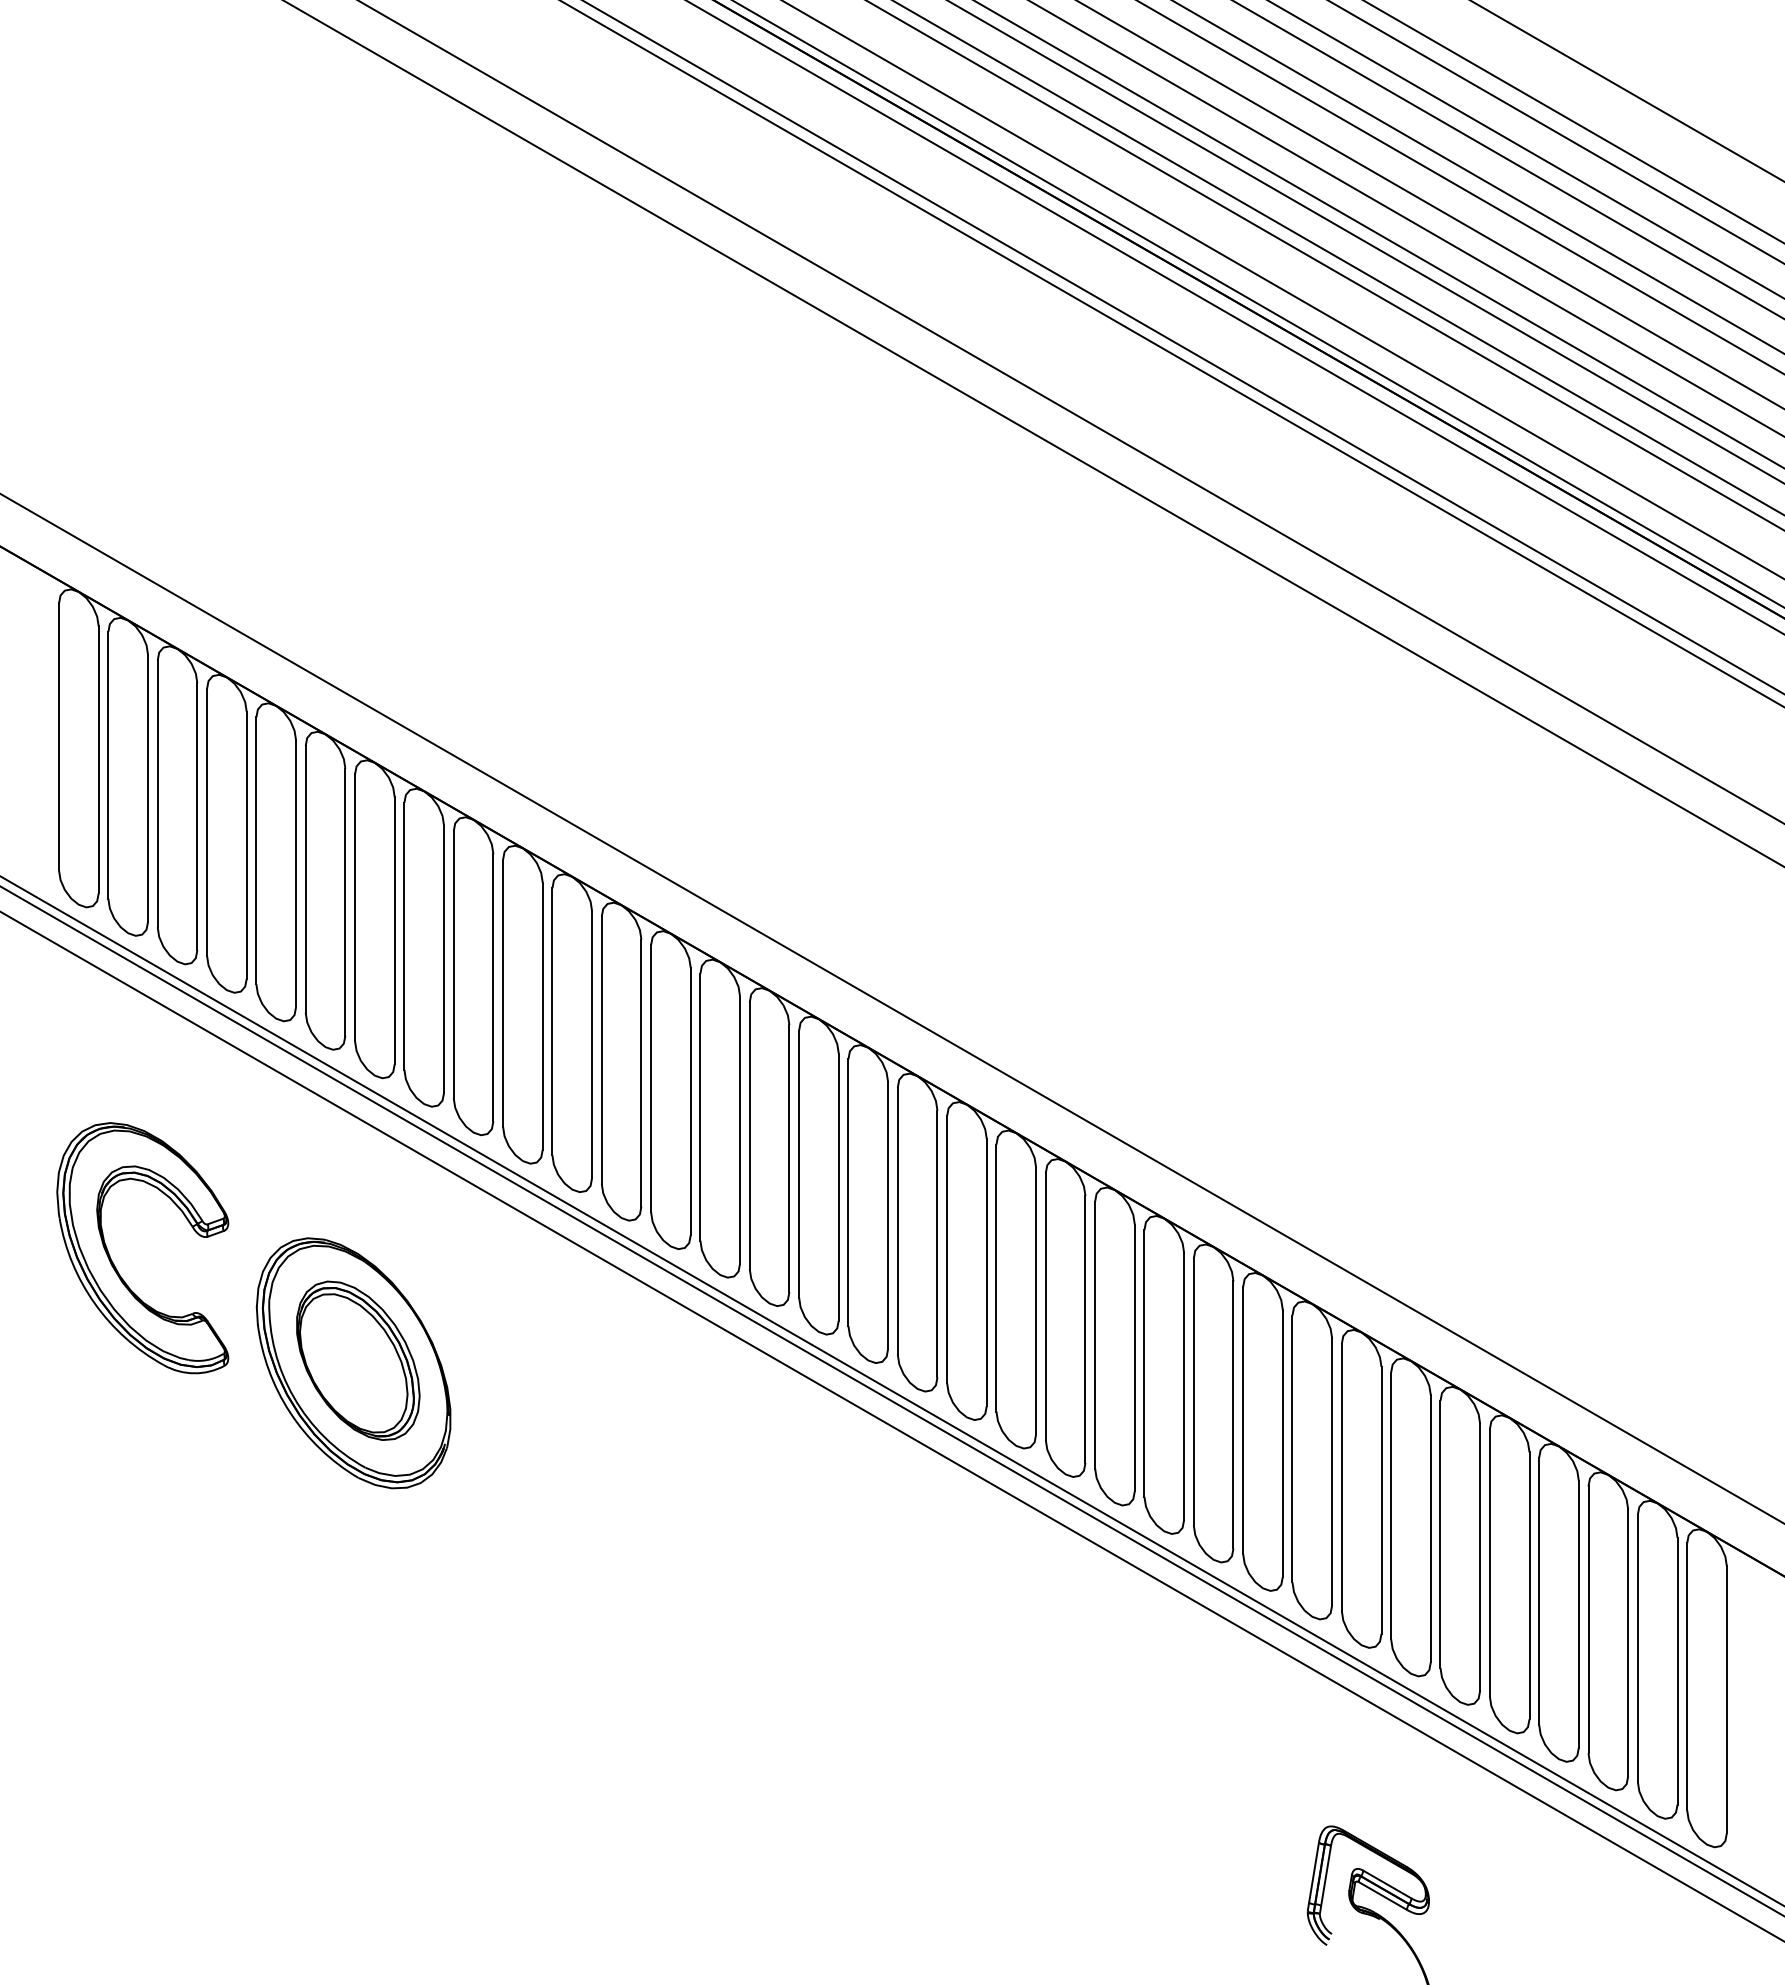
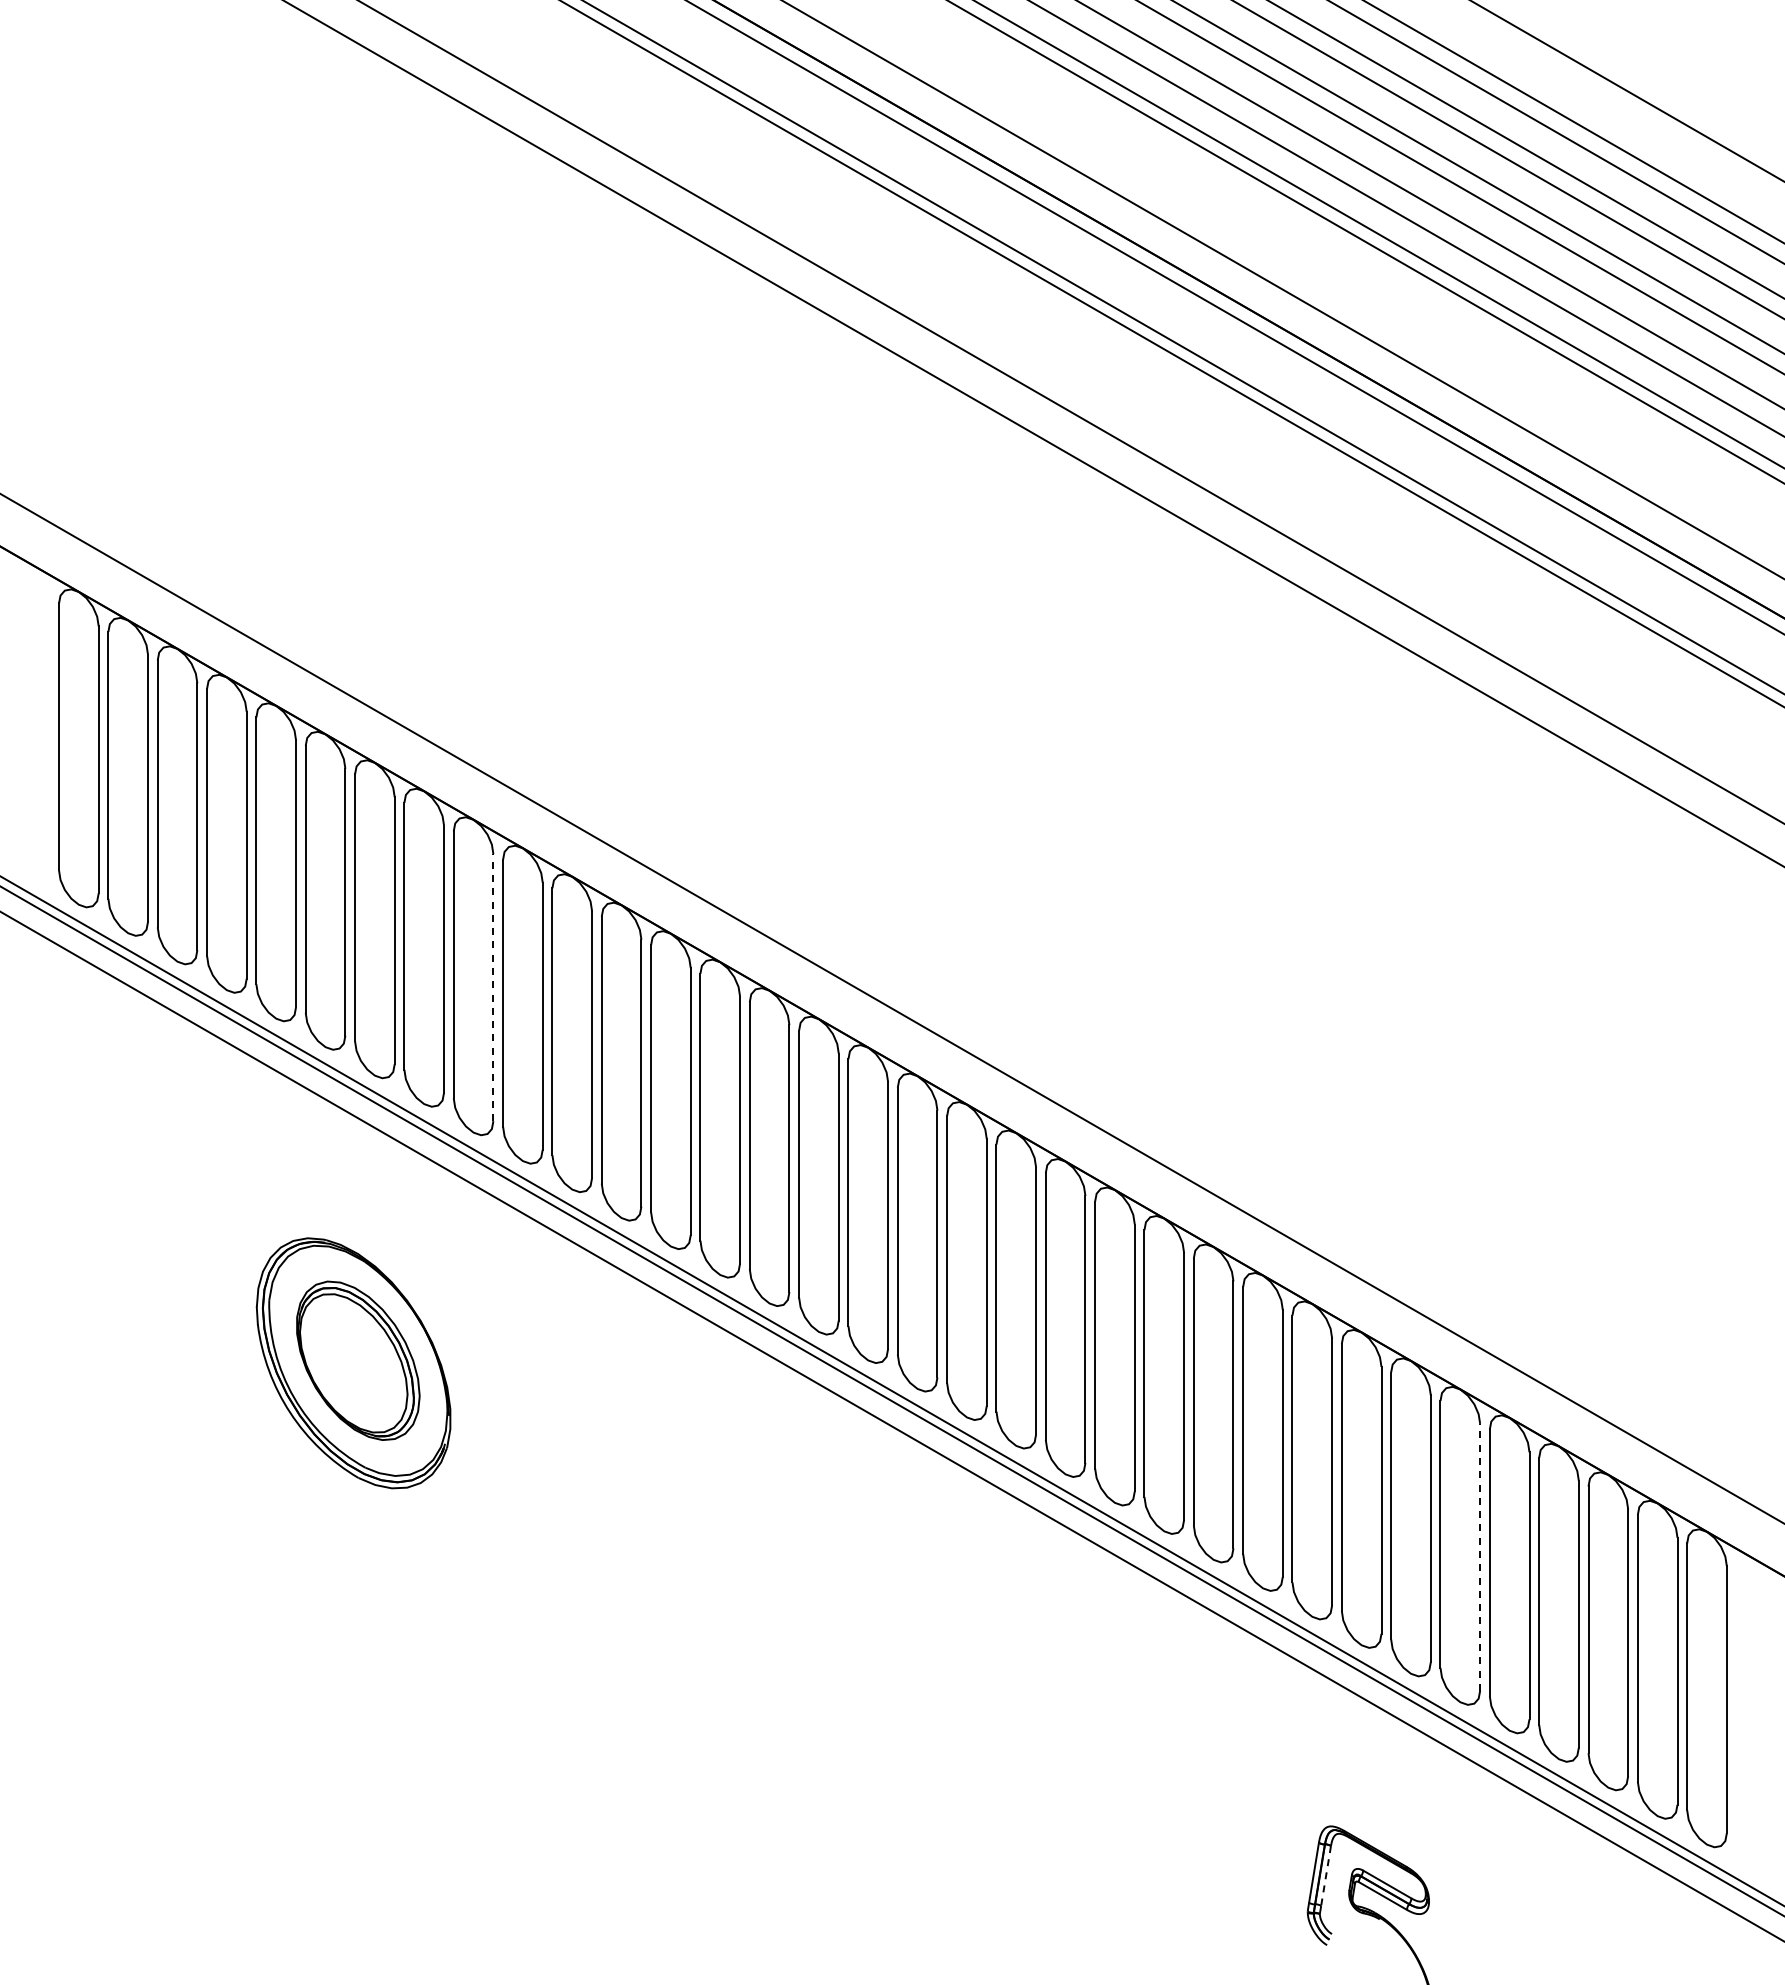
line: present -> none (1338, 257)
line: present -> none (1325, 265)
line: present -> none (1258, 304)
line: solid -> dashed (493, 987)
part: present -> none (113, 1262)
line: solid -> dashed (1480, 1556)
line: solid -> dashed (1325, 1876)
